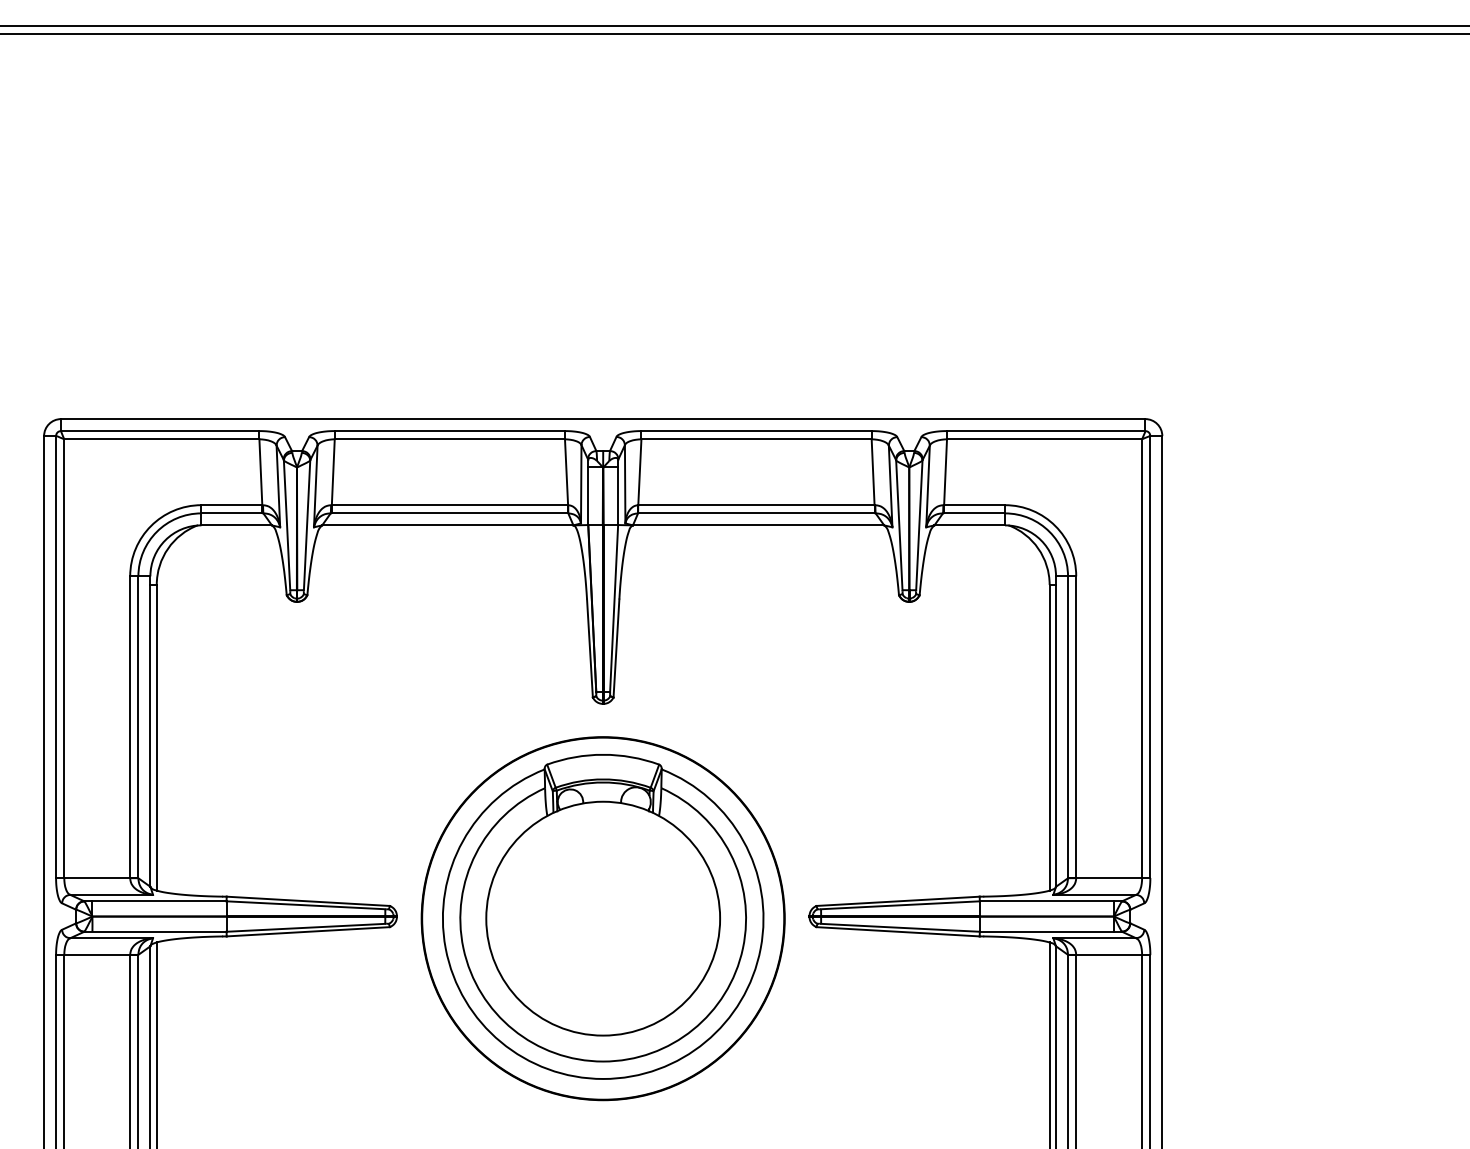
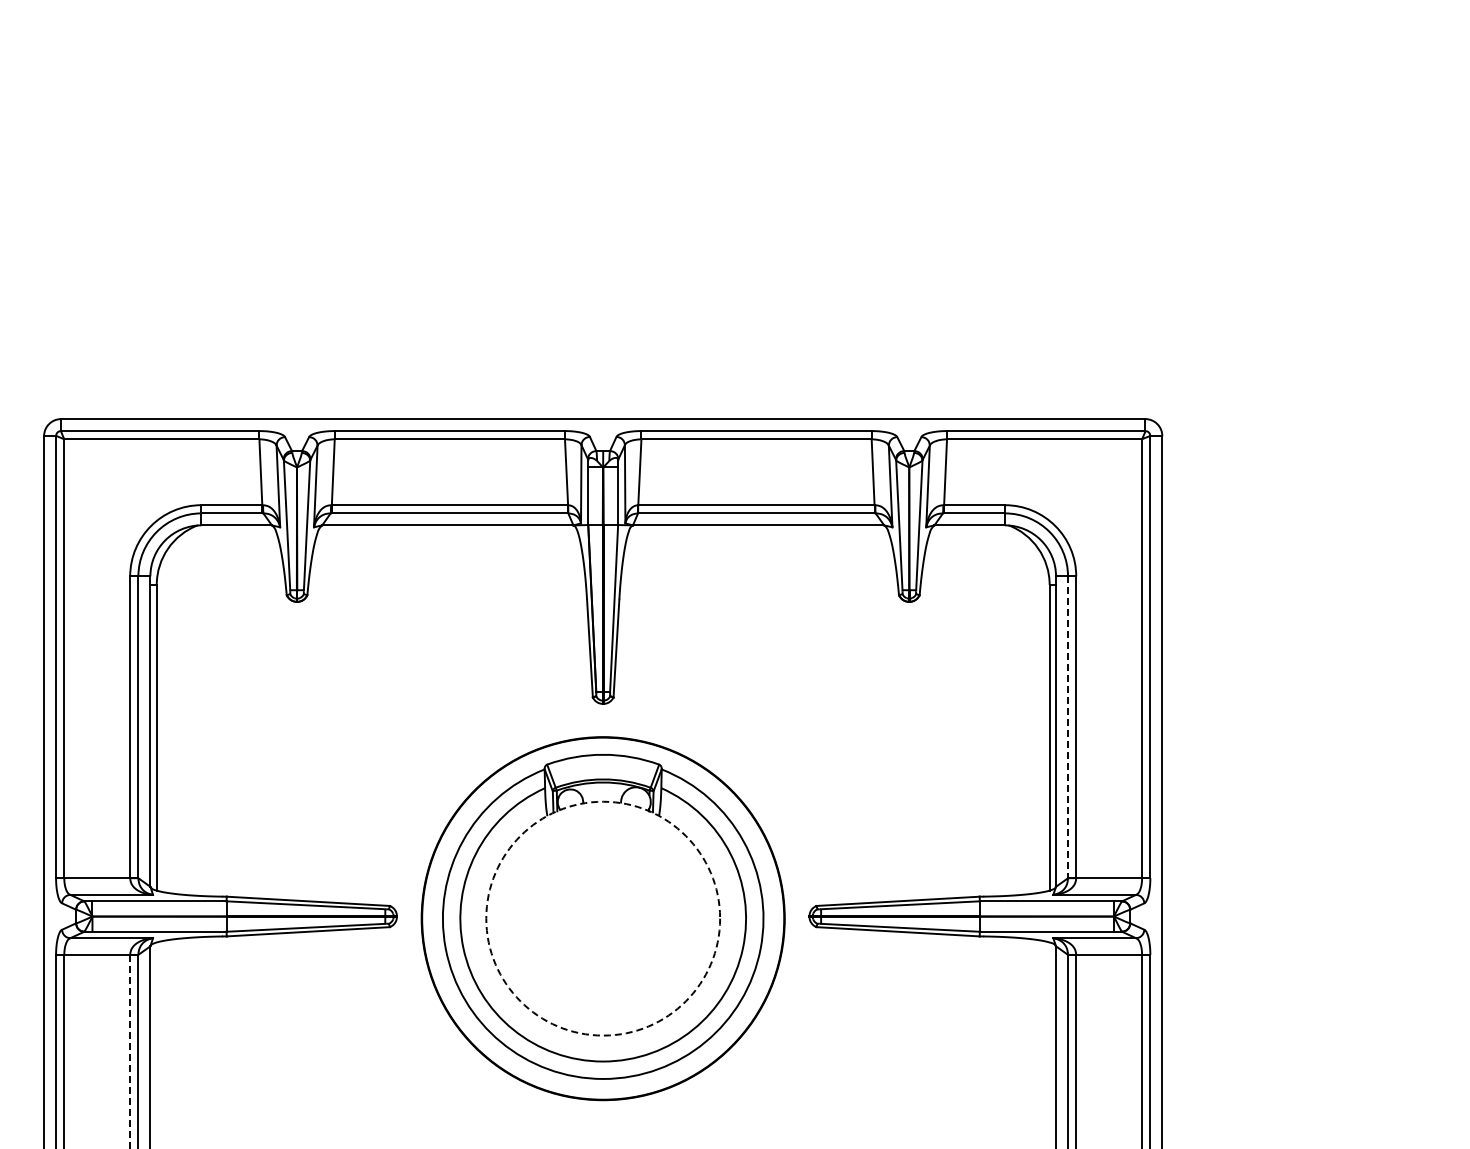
line: present -> none (734, 25)
line: present -> none (734, 34)
line: solid -> dashed (1068, 727)
circle: solid -> dashed (603, 918)
line: present -> none (156, 1043)
line: present -> none (1049, 1043)
line: solid -> dashed (130, 1051)
